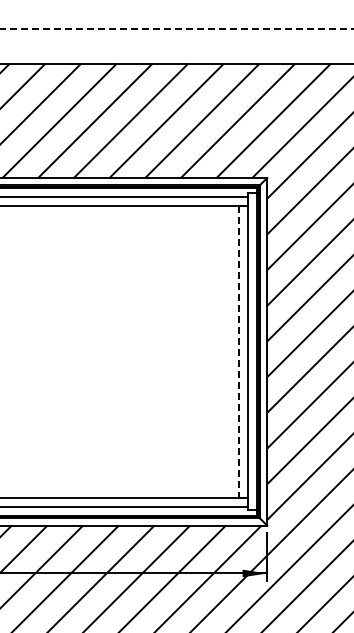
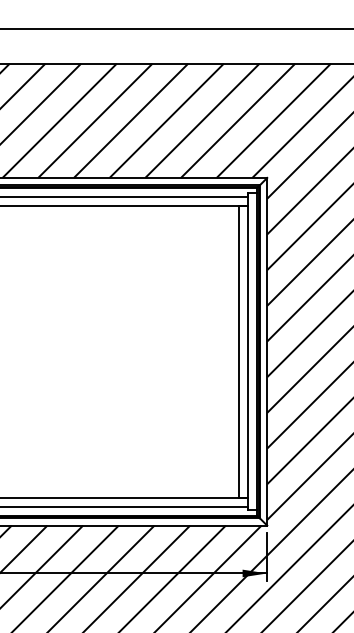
line: dashed -> solid (176, 29)
line: dashed -> solid (239, 352)
